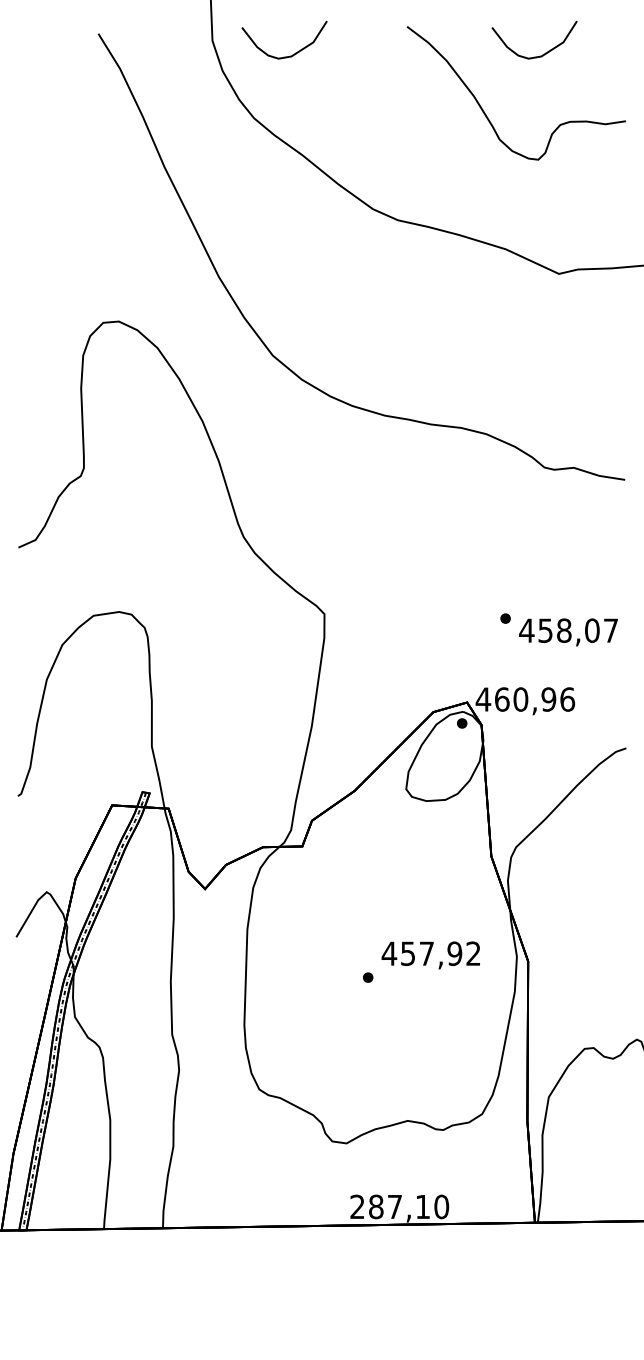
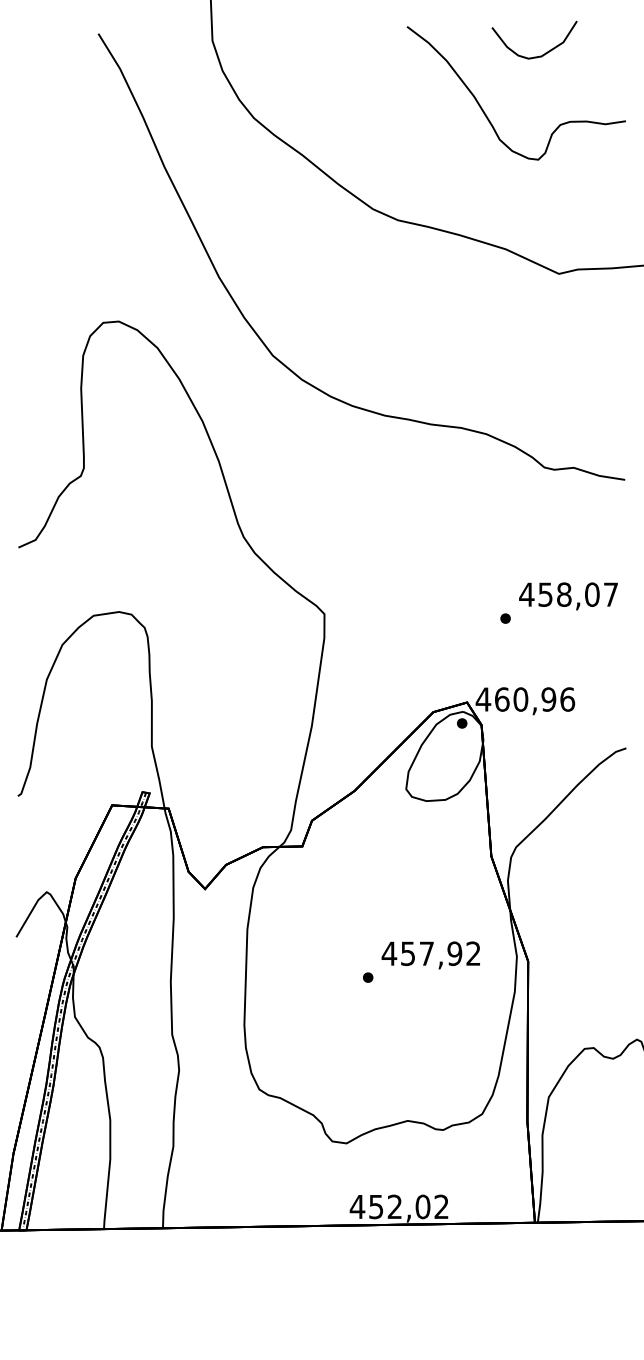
curve: present -> none (289, 55)
text position: (568, 632) -> (568, 596) (568, 596)
text: 287,10 -> 452,02 (399, 1206)
